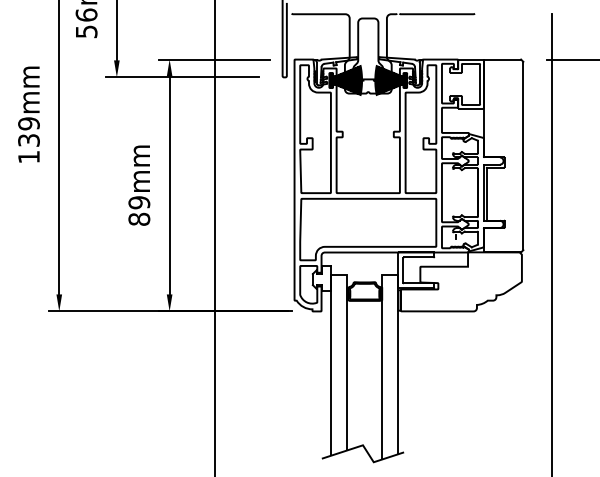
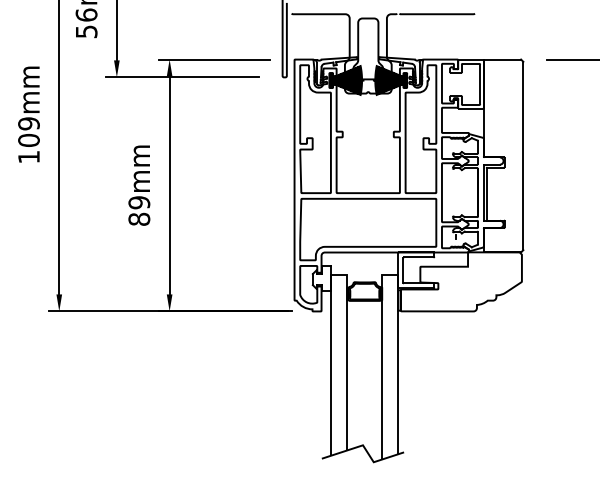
text: 139mm -> 109mm (28, 139)
line: present -> none (214, 237)
line: present -> none (551, 243)
